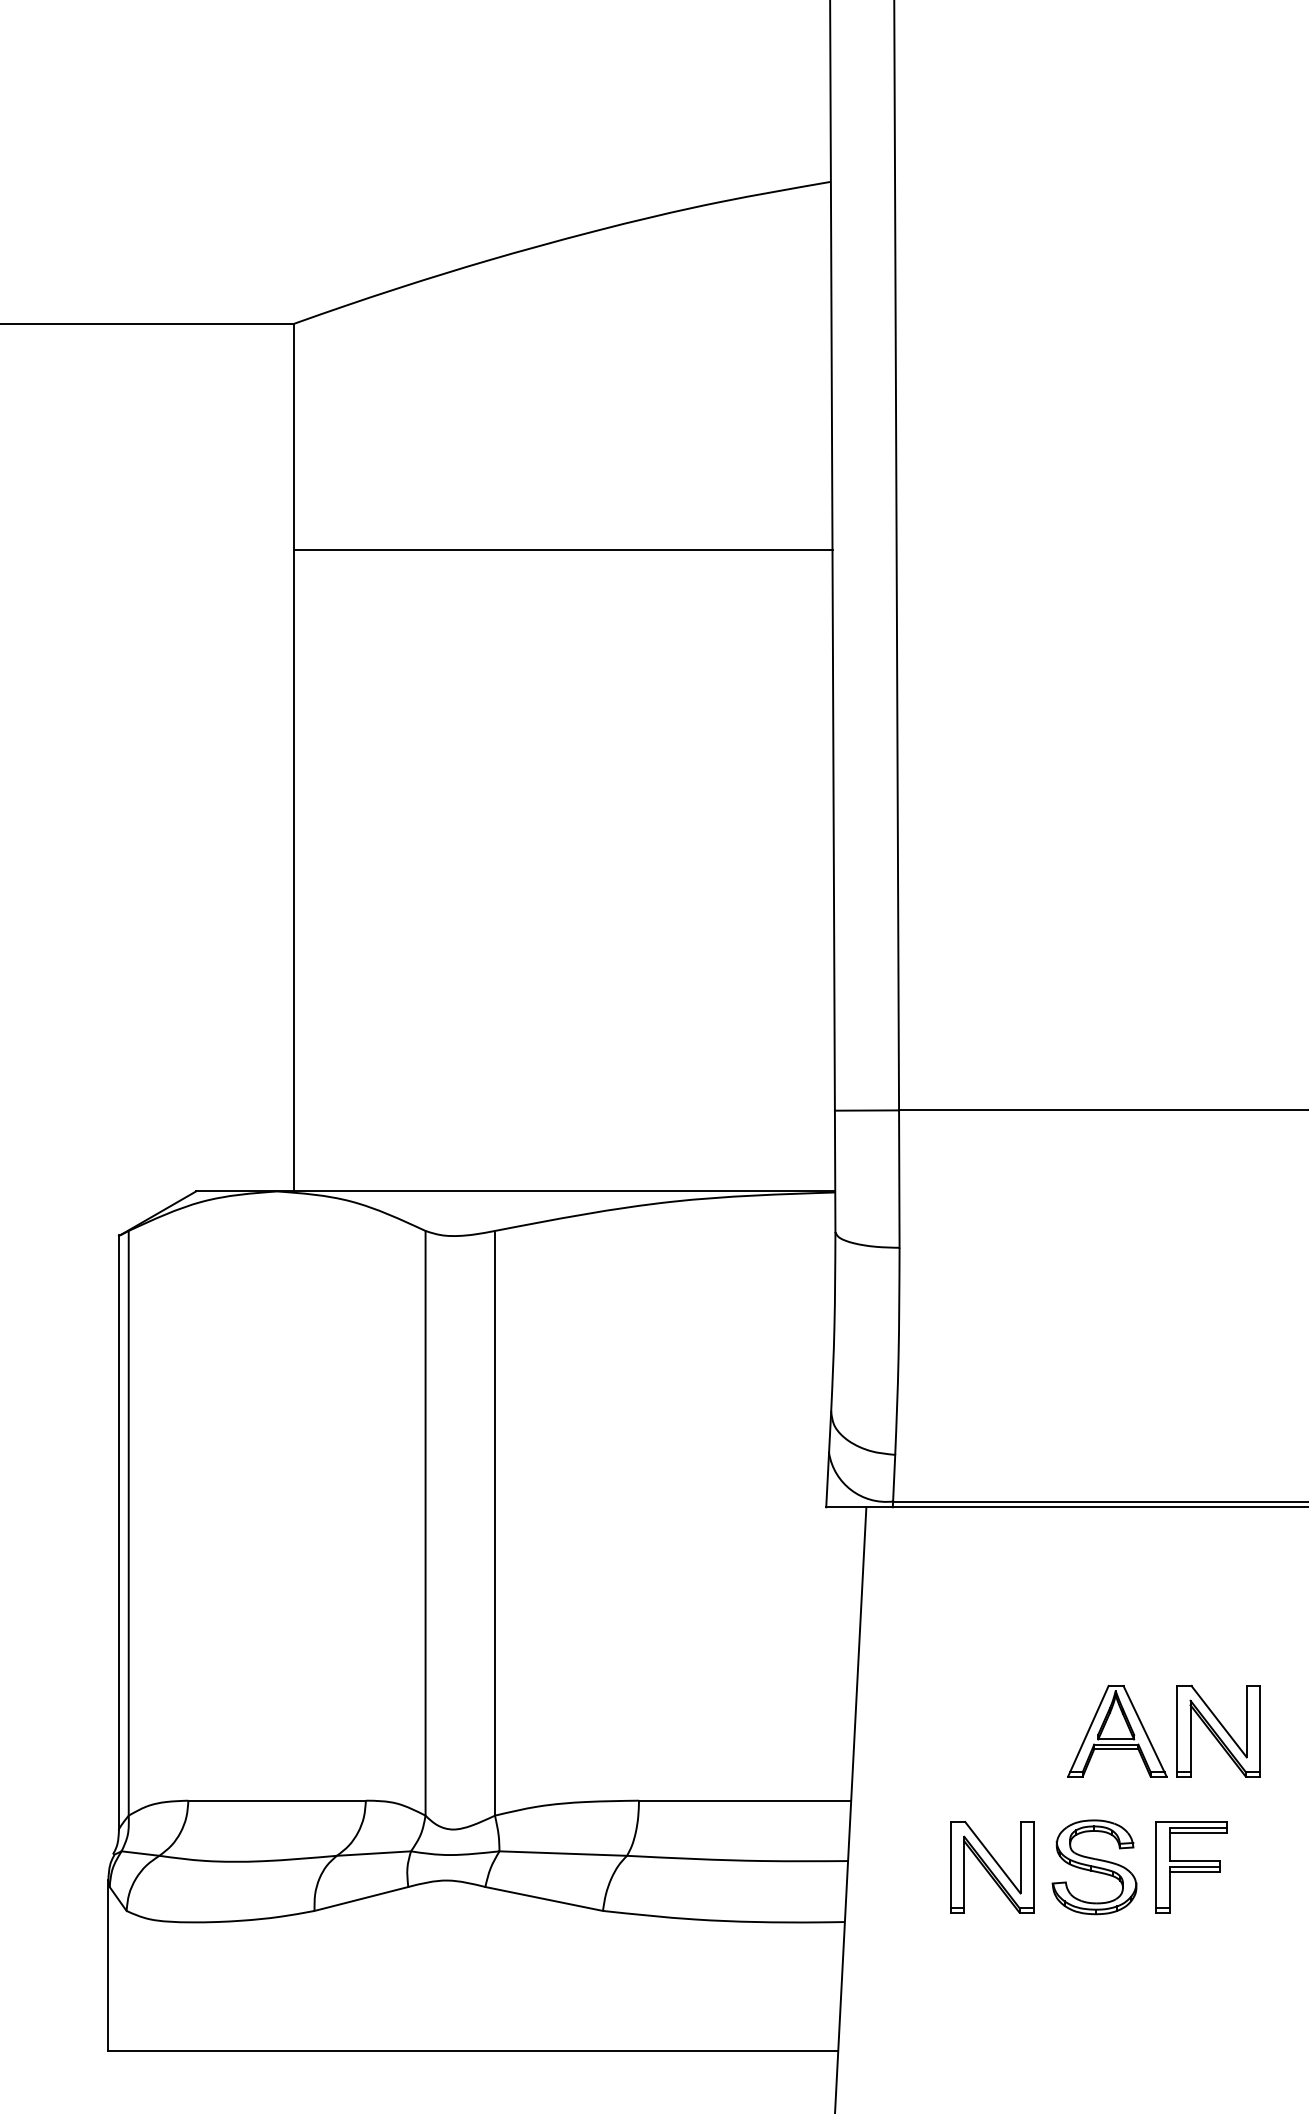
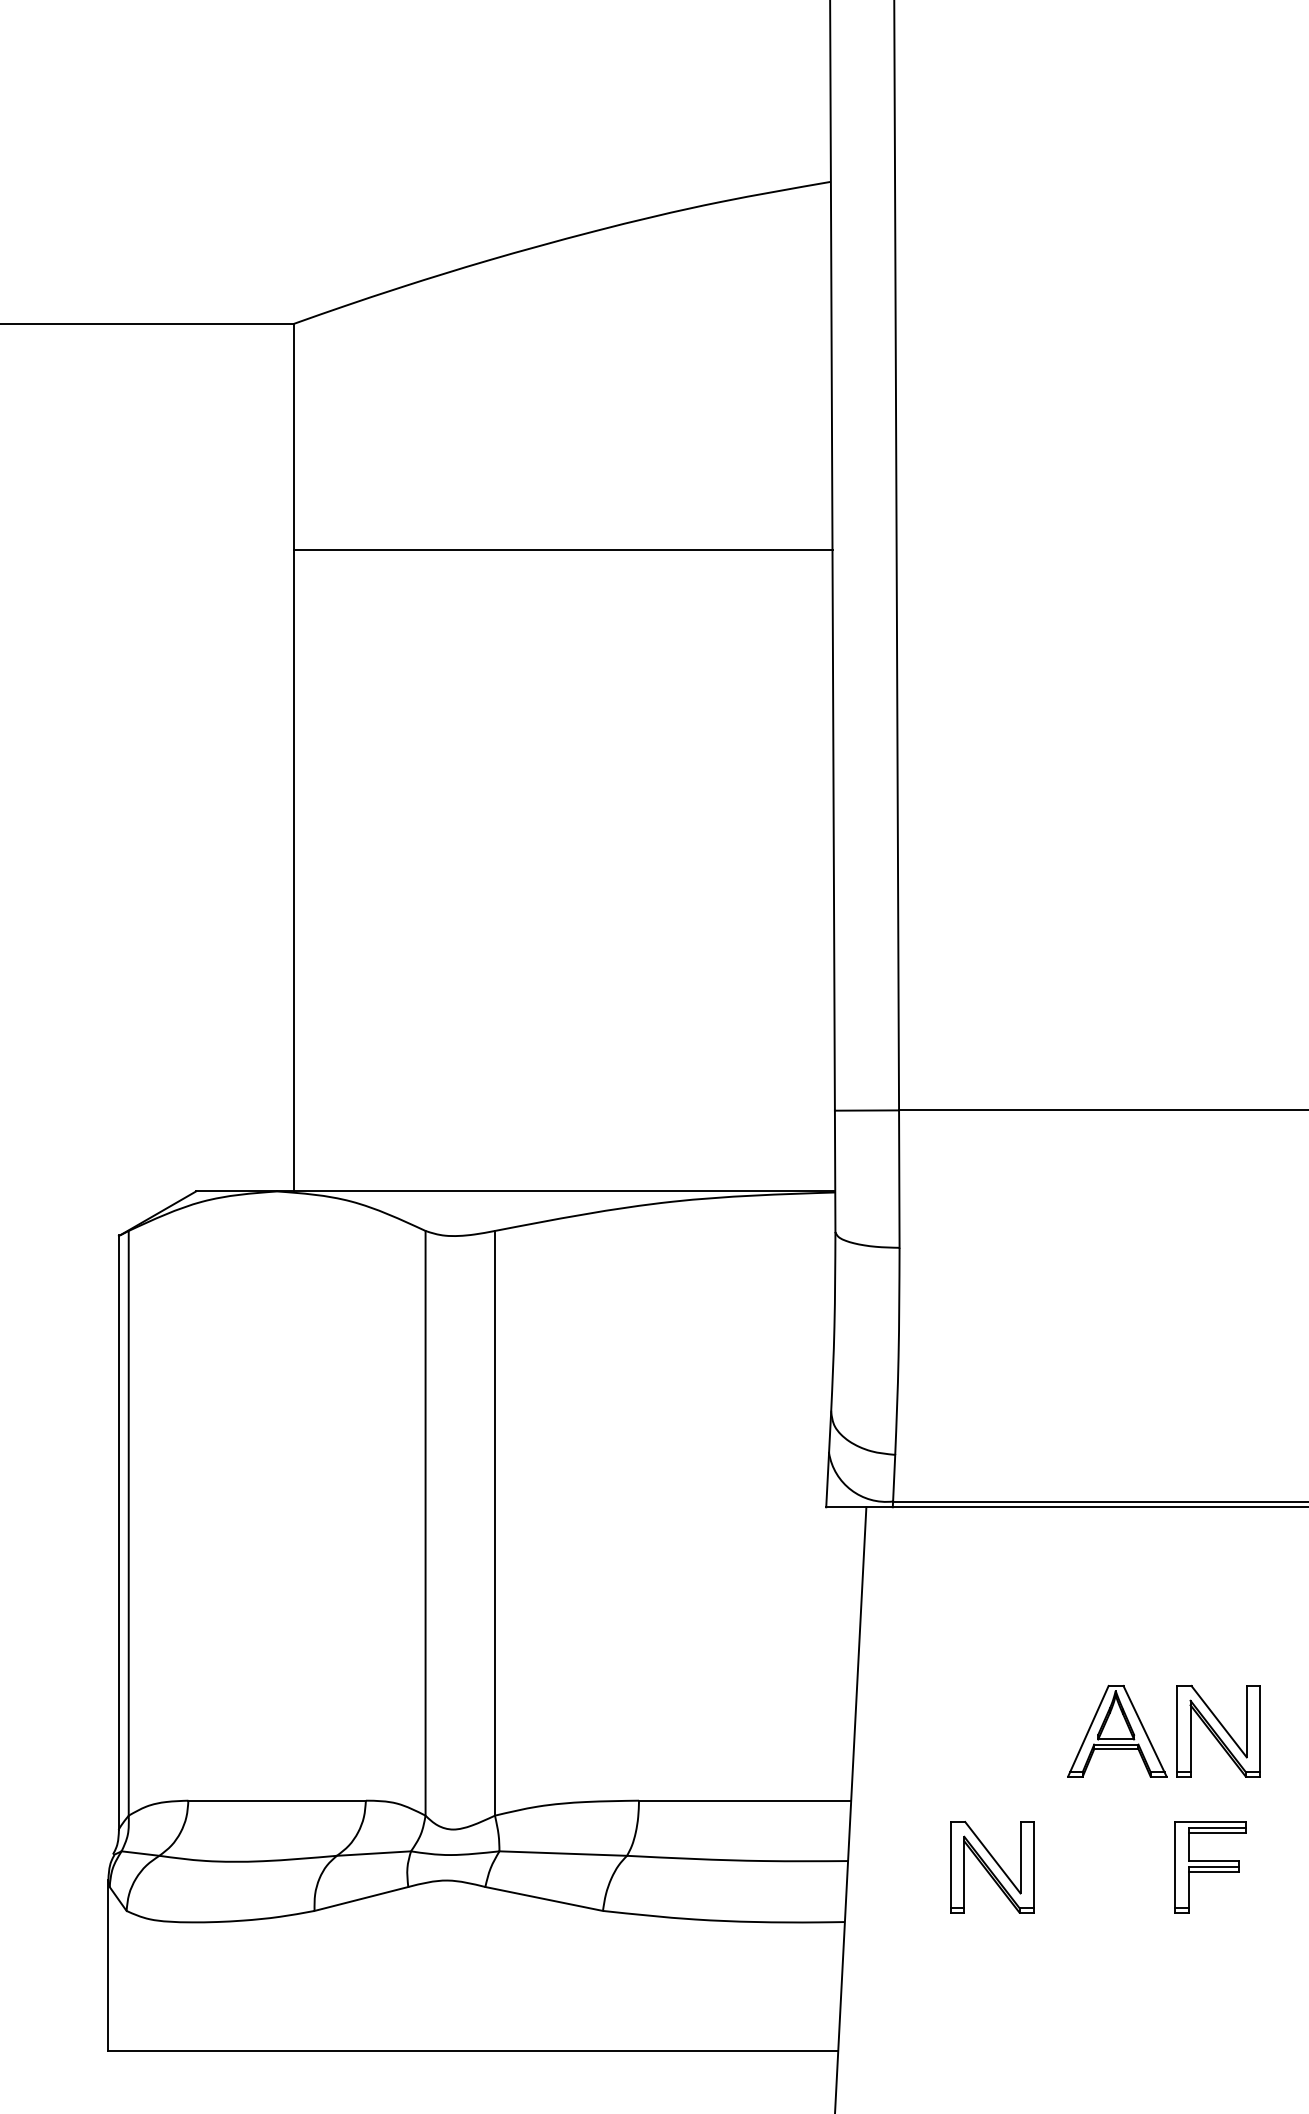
part: present -> none (1094, 1867)
part position: (1191, 1867) -> (1210, 1867) (1210, 1867)
